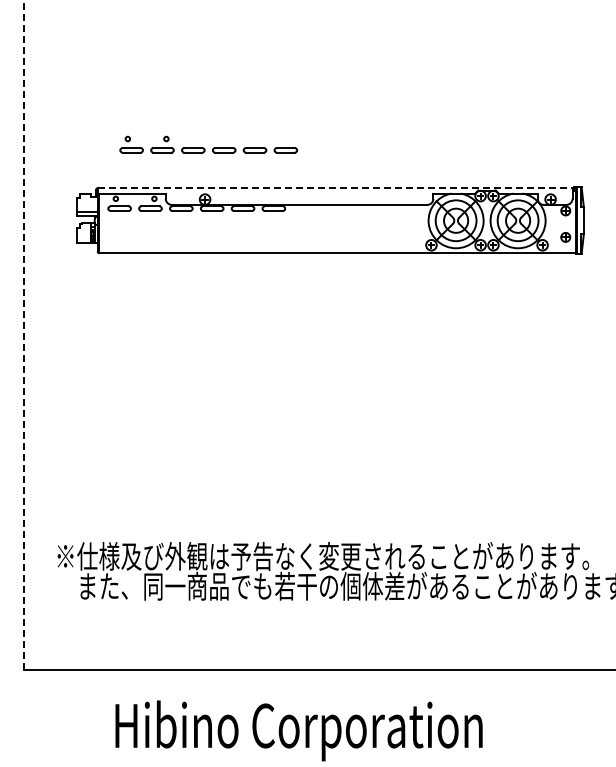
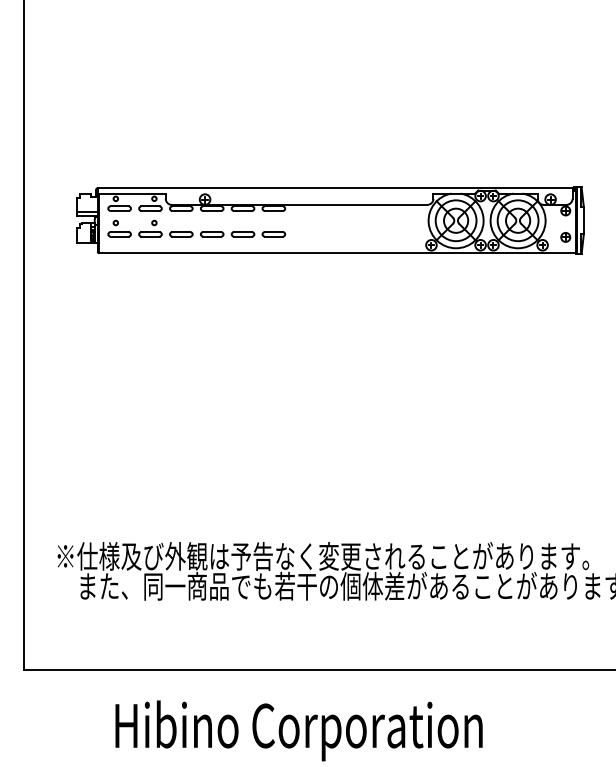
part position: (208, 144) -> (196, 228) (196, 228)
line: dashed -> solid (335, 188)
line: dashed -> solid (24, 335)
